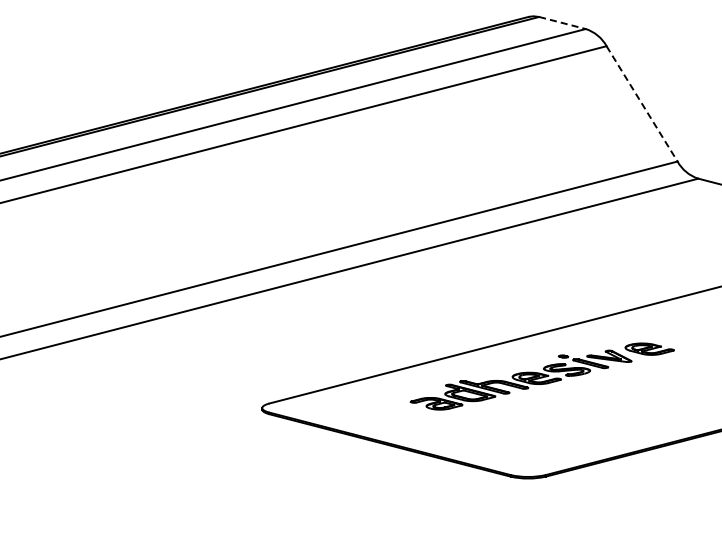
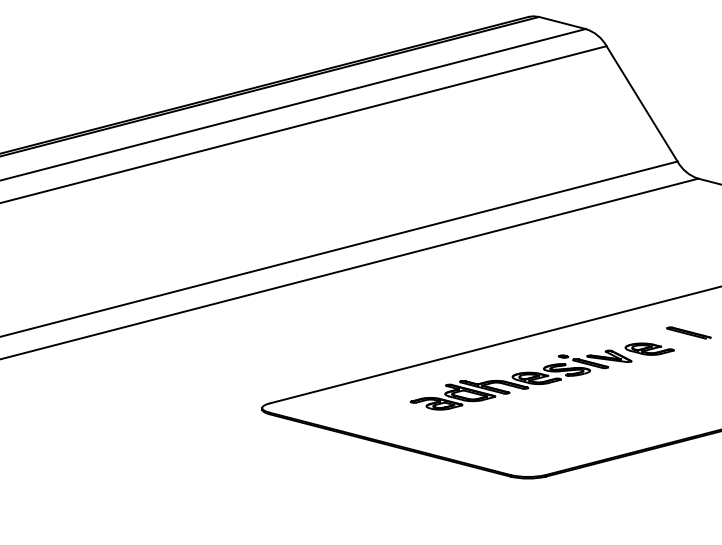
line: dashed -> solid (562, 23)
line: dashed -> solid (642, 103)
part: none -> present (688, 332)
